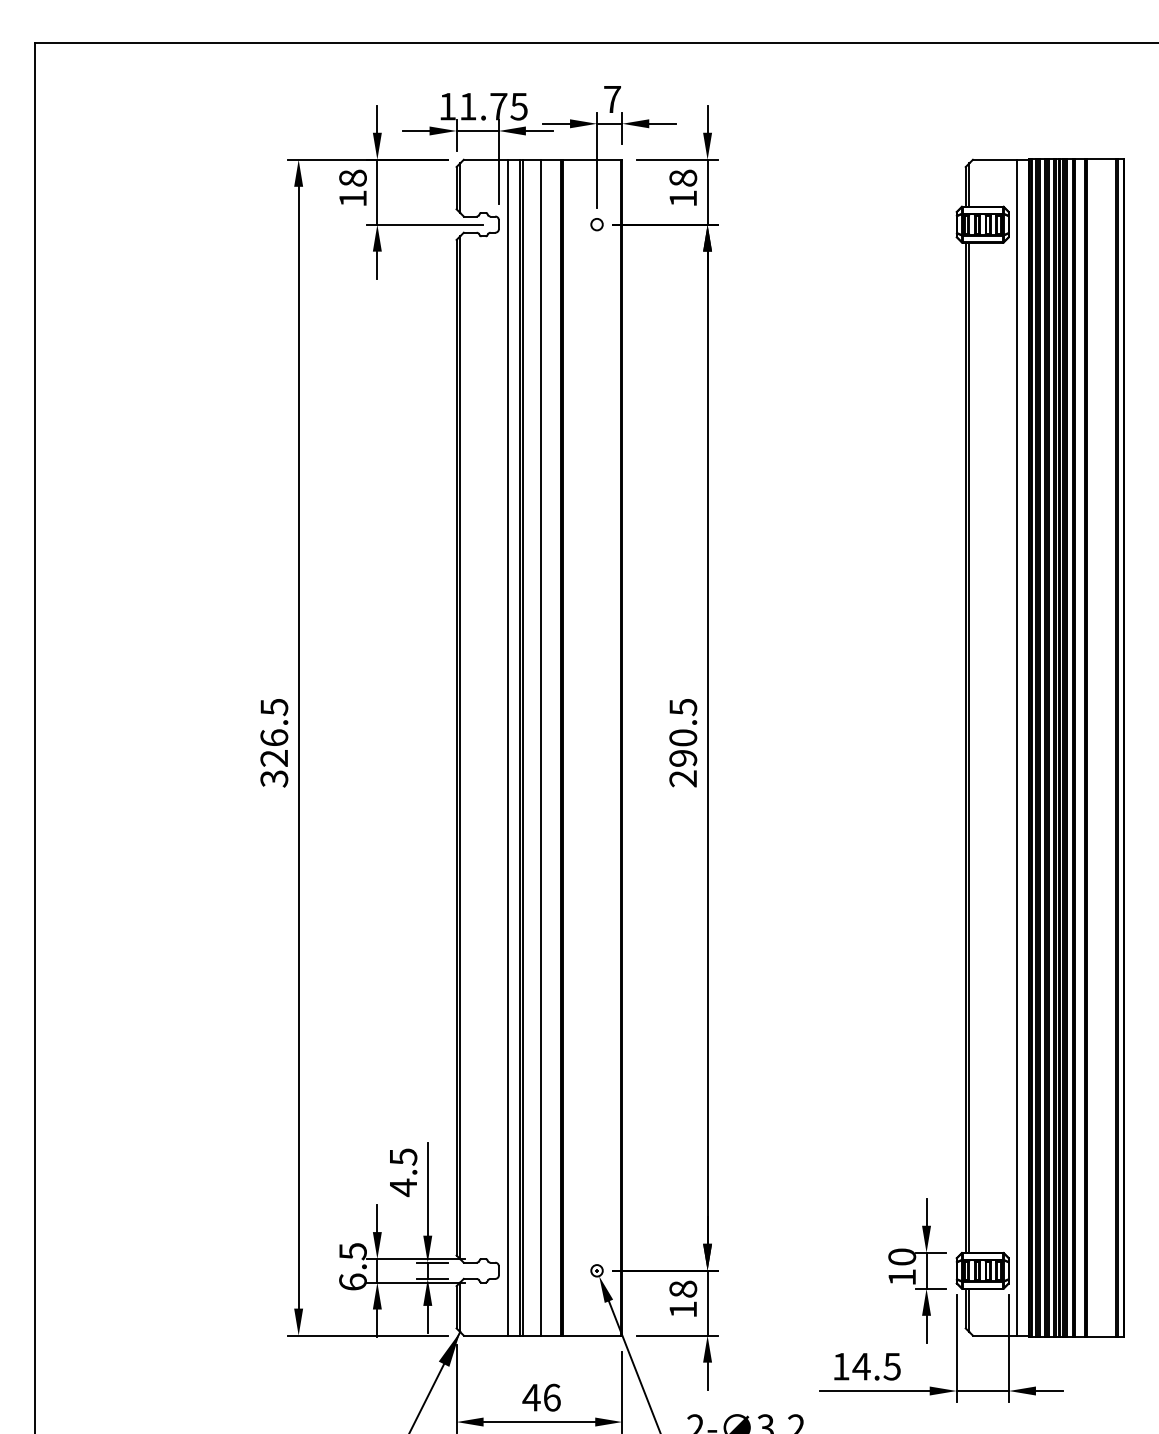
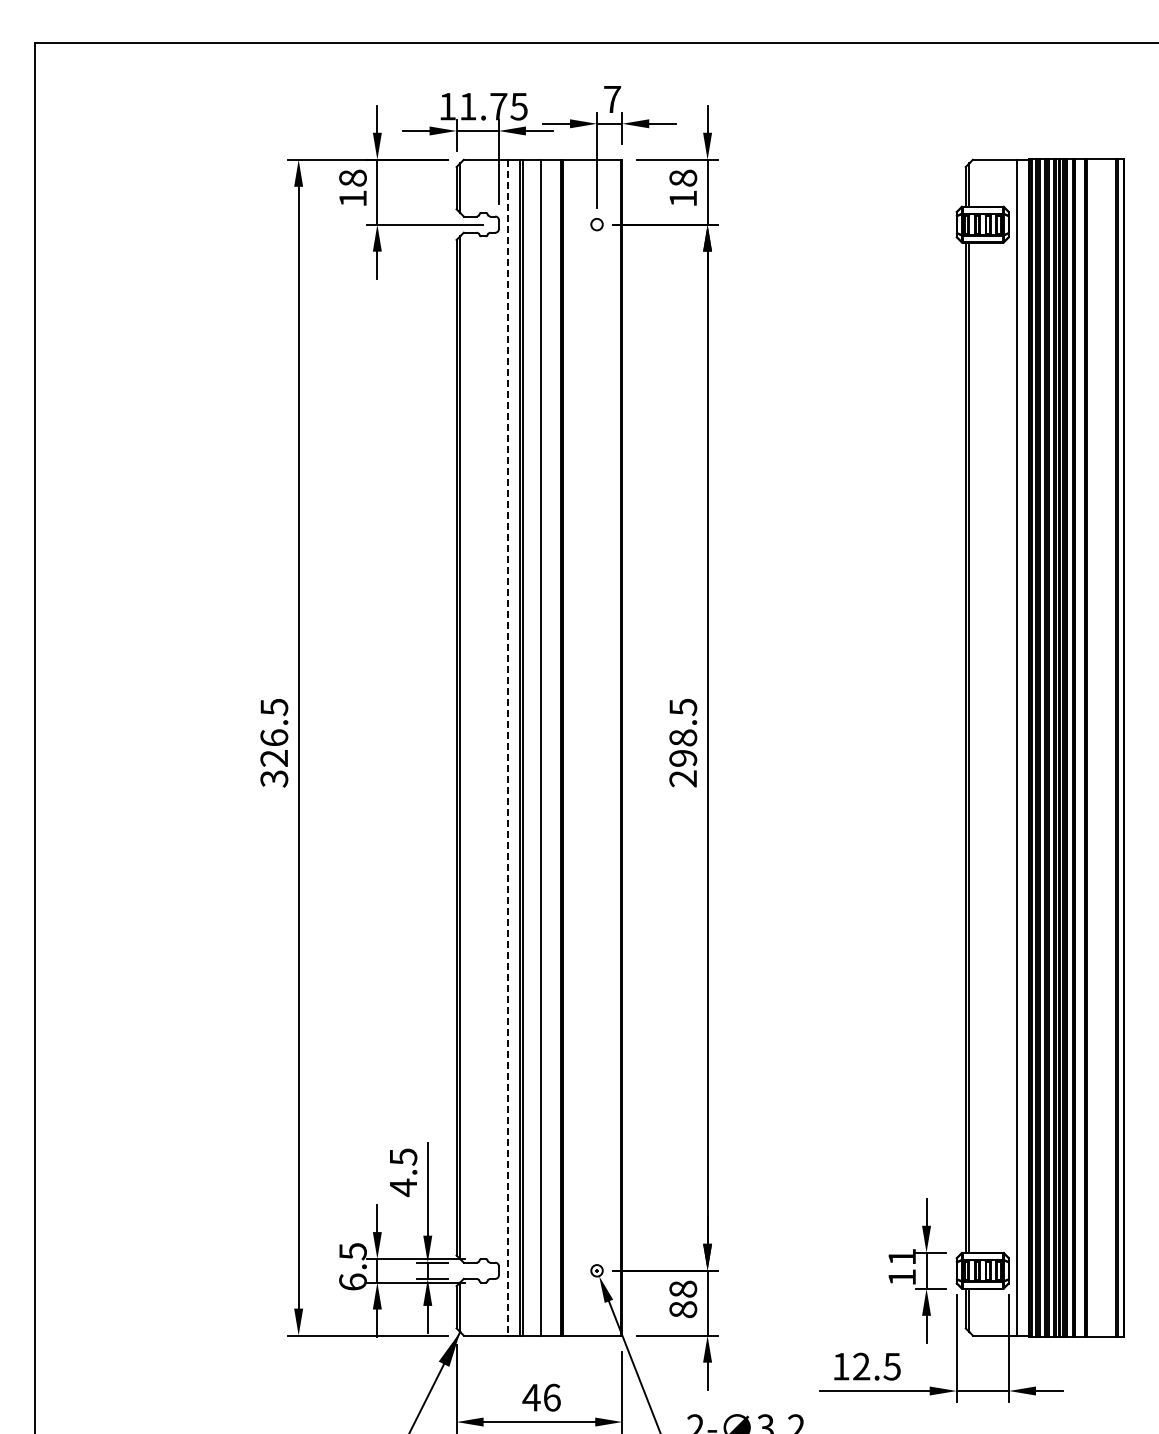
text: 290.5 -> 298.5 (682, 737)
line: solid -> dashed (508, 747)
text: 10 -> 11 (902, 1256)
text: 18 -> 88 (683, 1309)
text: 14.5 -> 12.5 (861, 1366)
